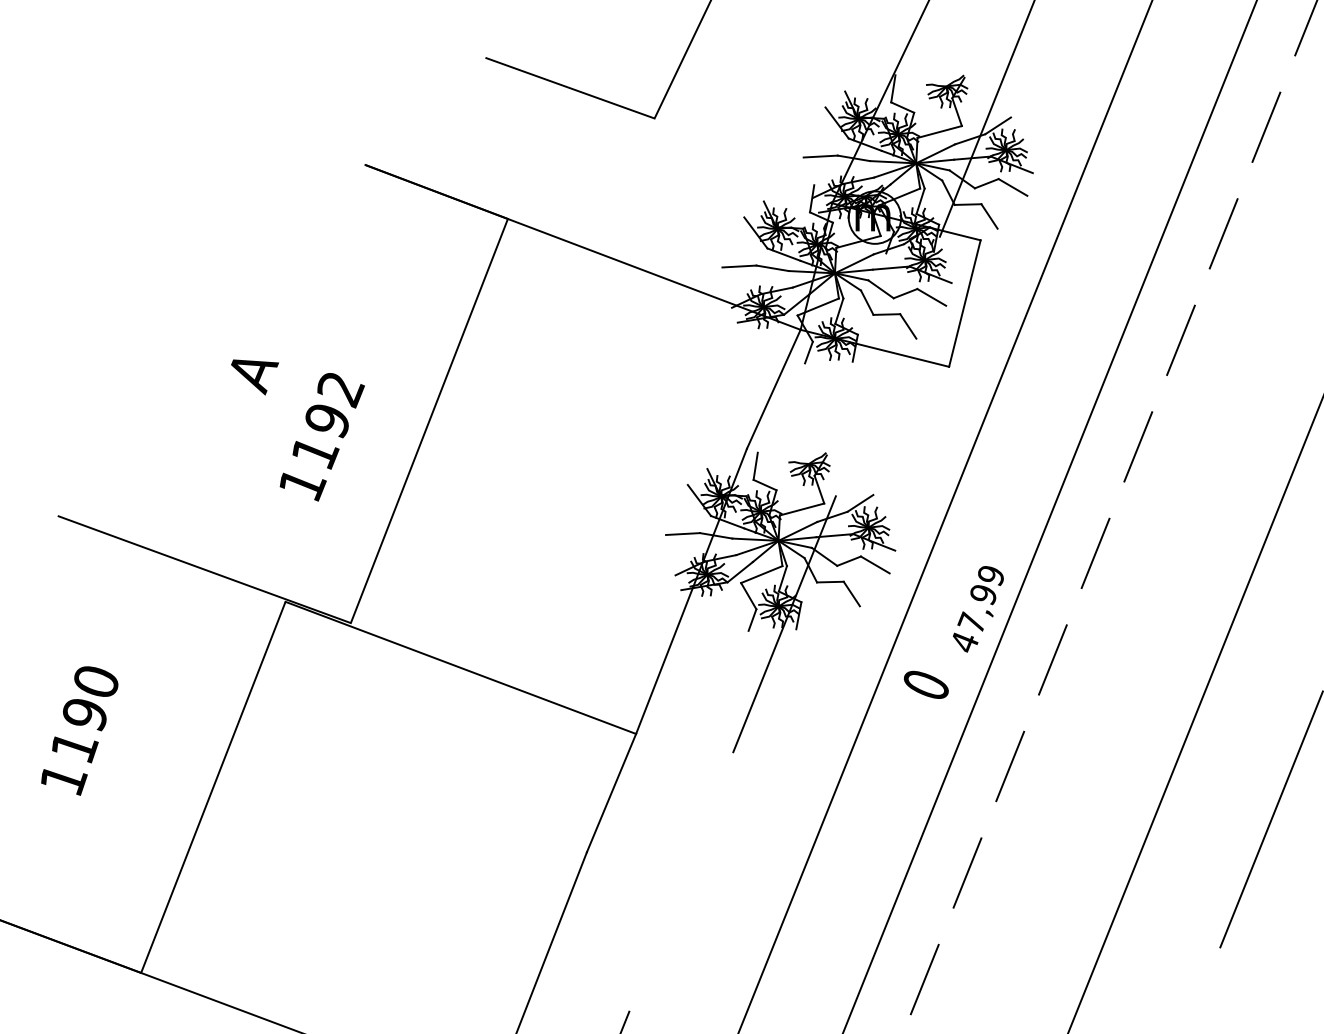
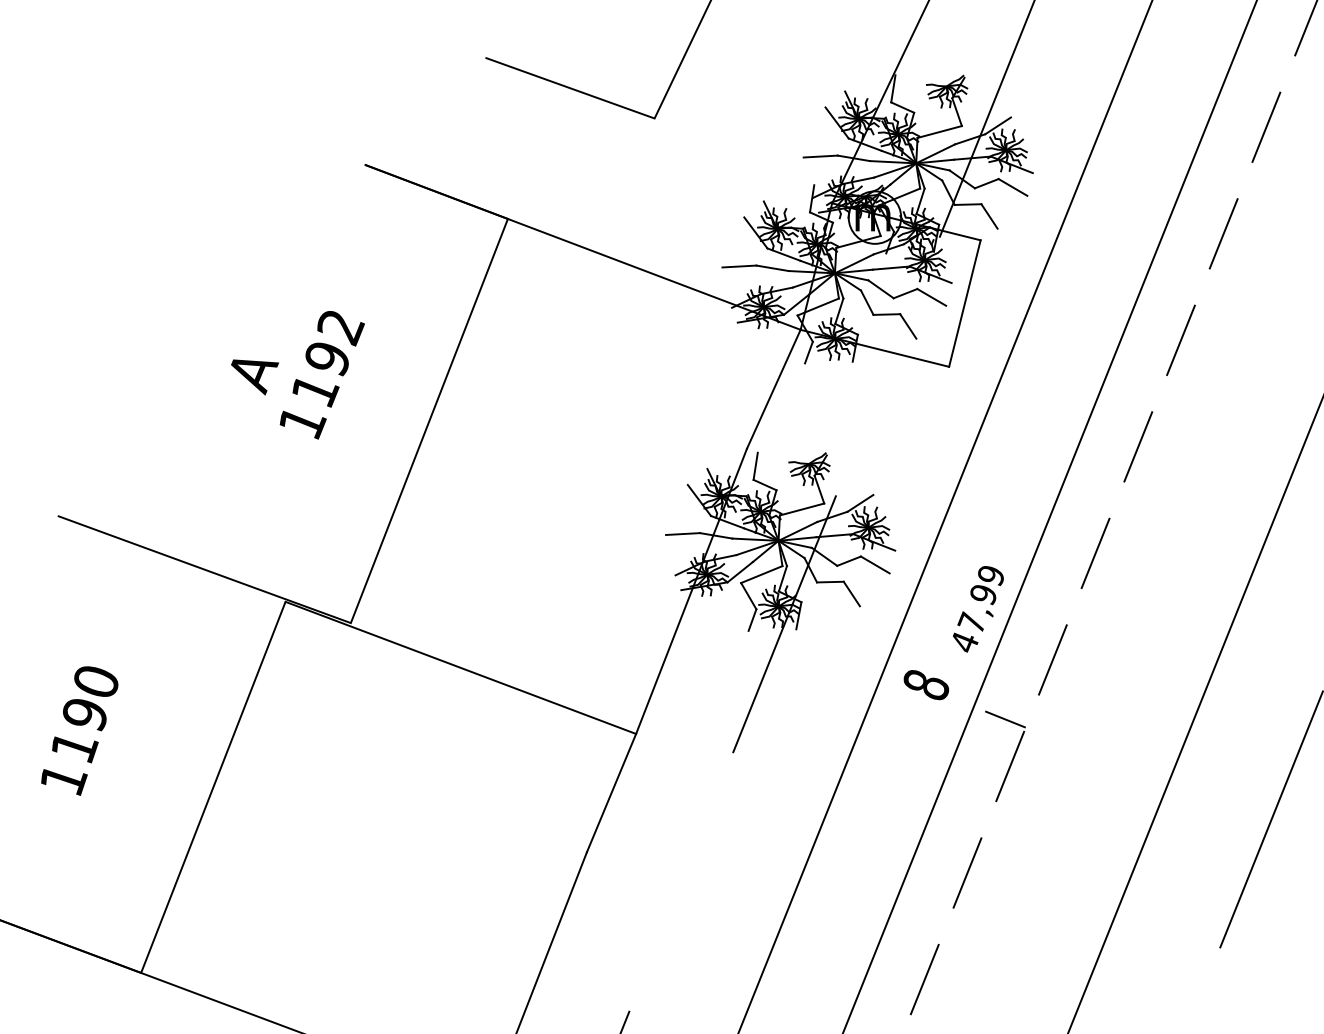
text position: (321, 437) -> (321, 375) (321, 375)
text: 0 -> 8 (926, 685)
line: none -> present (1005, 719)
